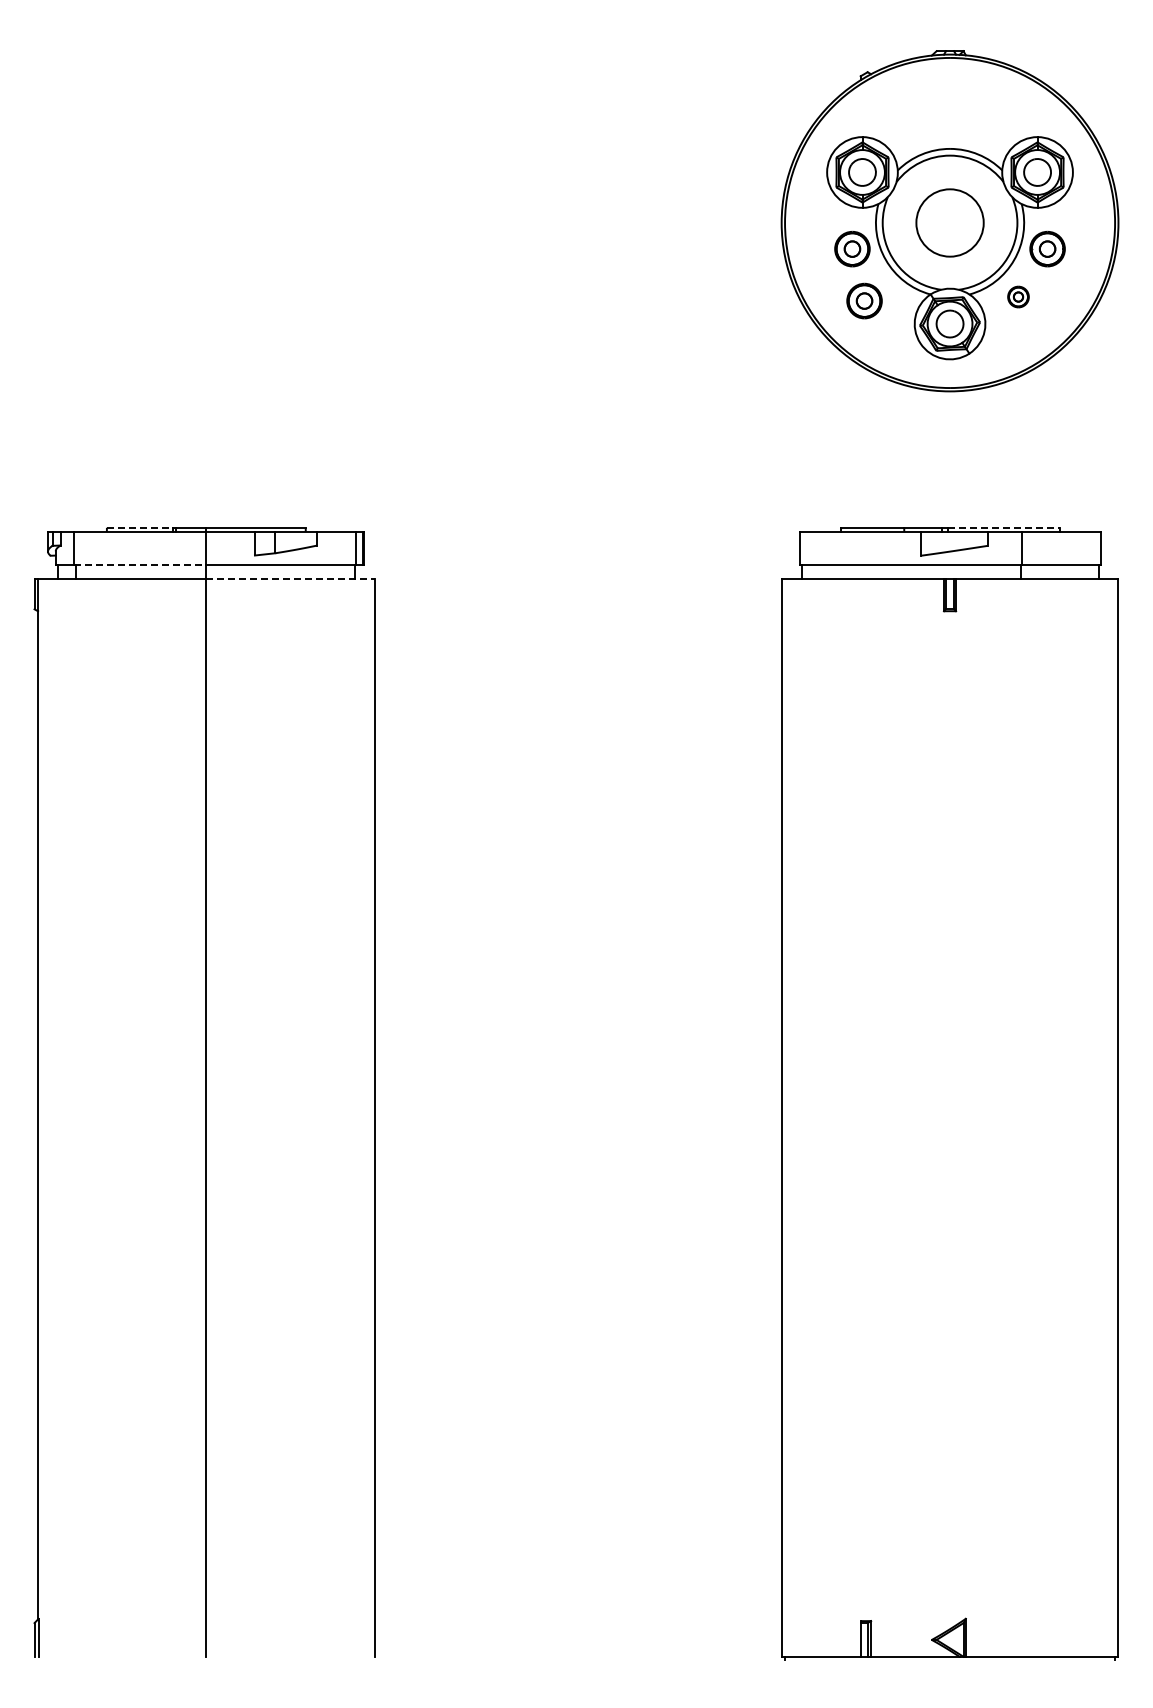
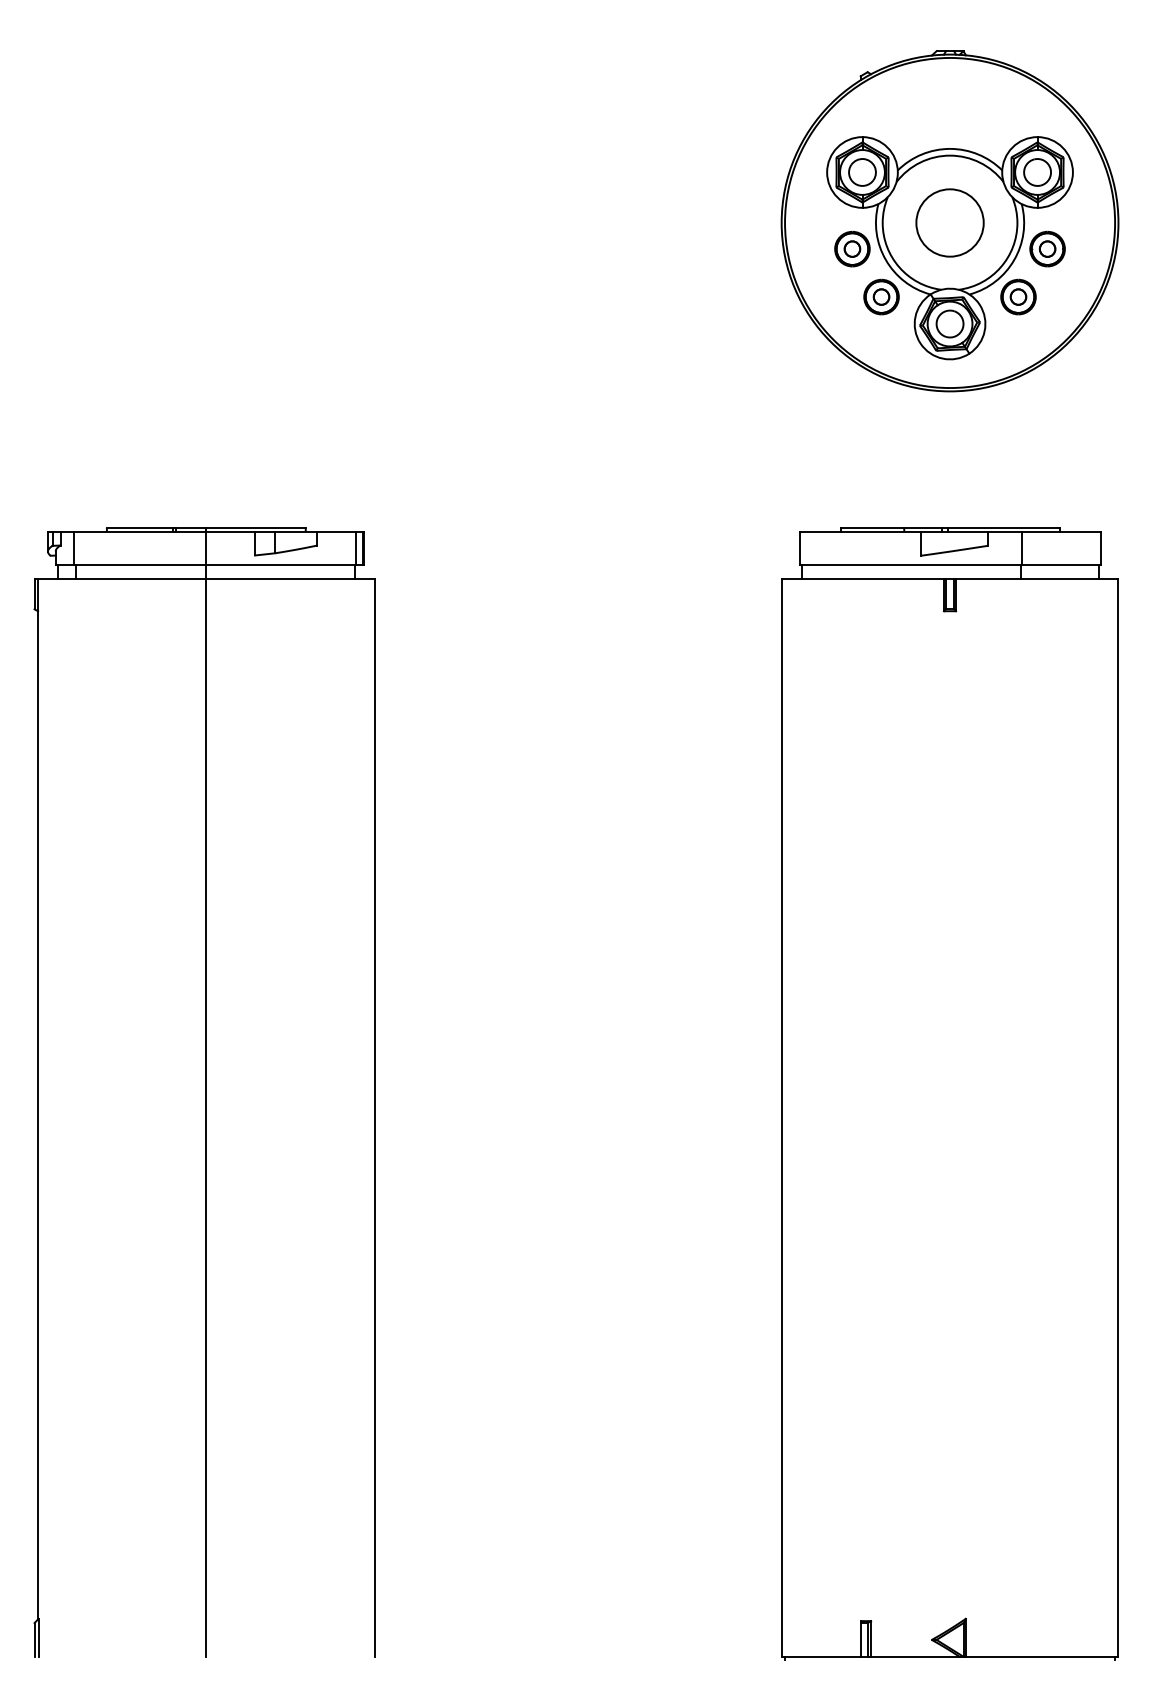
part size: 23x24 px -> 37x38 px (1018, 296)
part position: (864, 300) -> (881, 296) (881, 296)
line: dashed -> solid (139, 527)
line: dashed -> solid (1003, 527)
line: dashed -> solid (140, 564)
line: dashed -> solid (291, 579)
